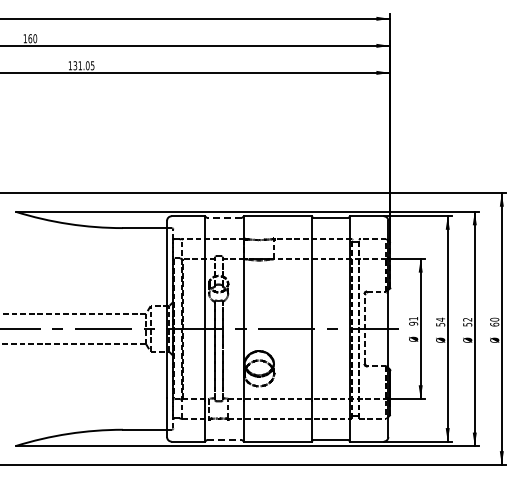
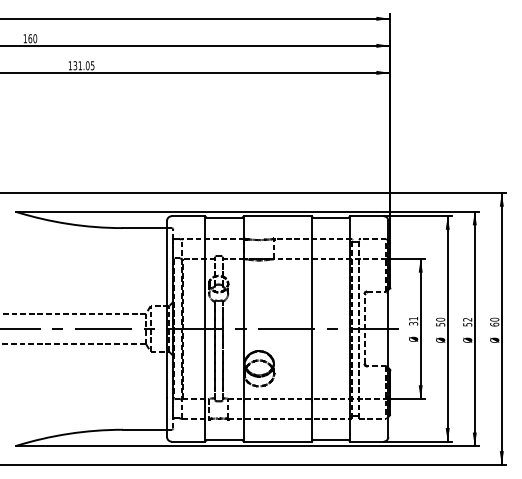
line: dashed -> solid (224, 217)
text: 54 -> 50 (440, 319)
text: 91 -> 31 (413, 323)
line: dashed -> solid (225, 440)
